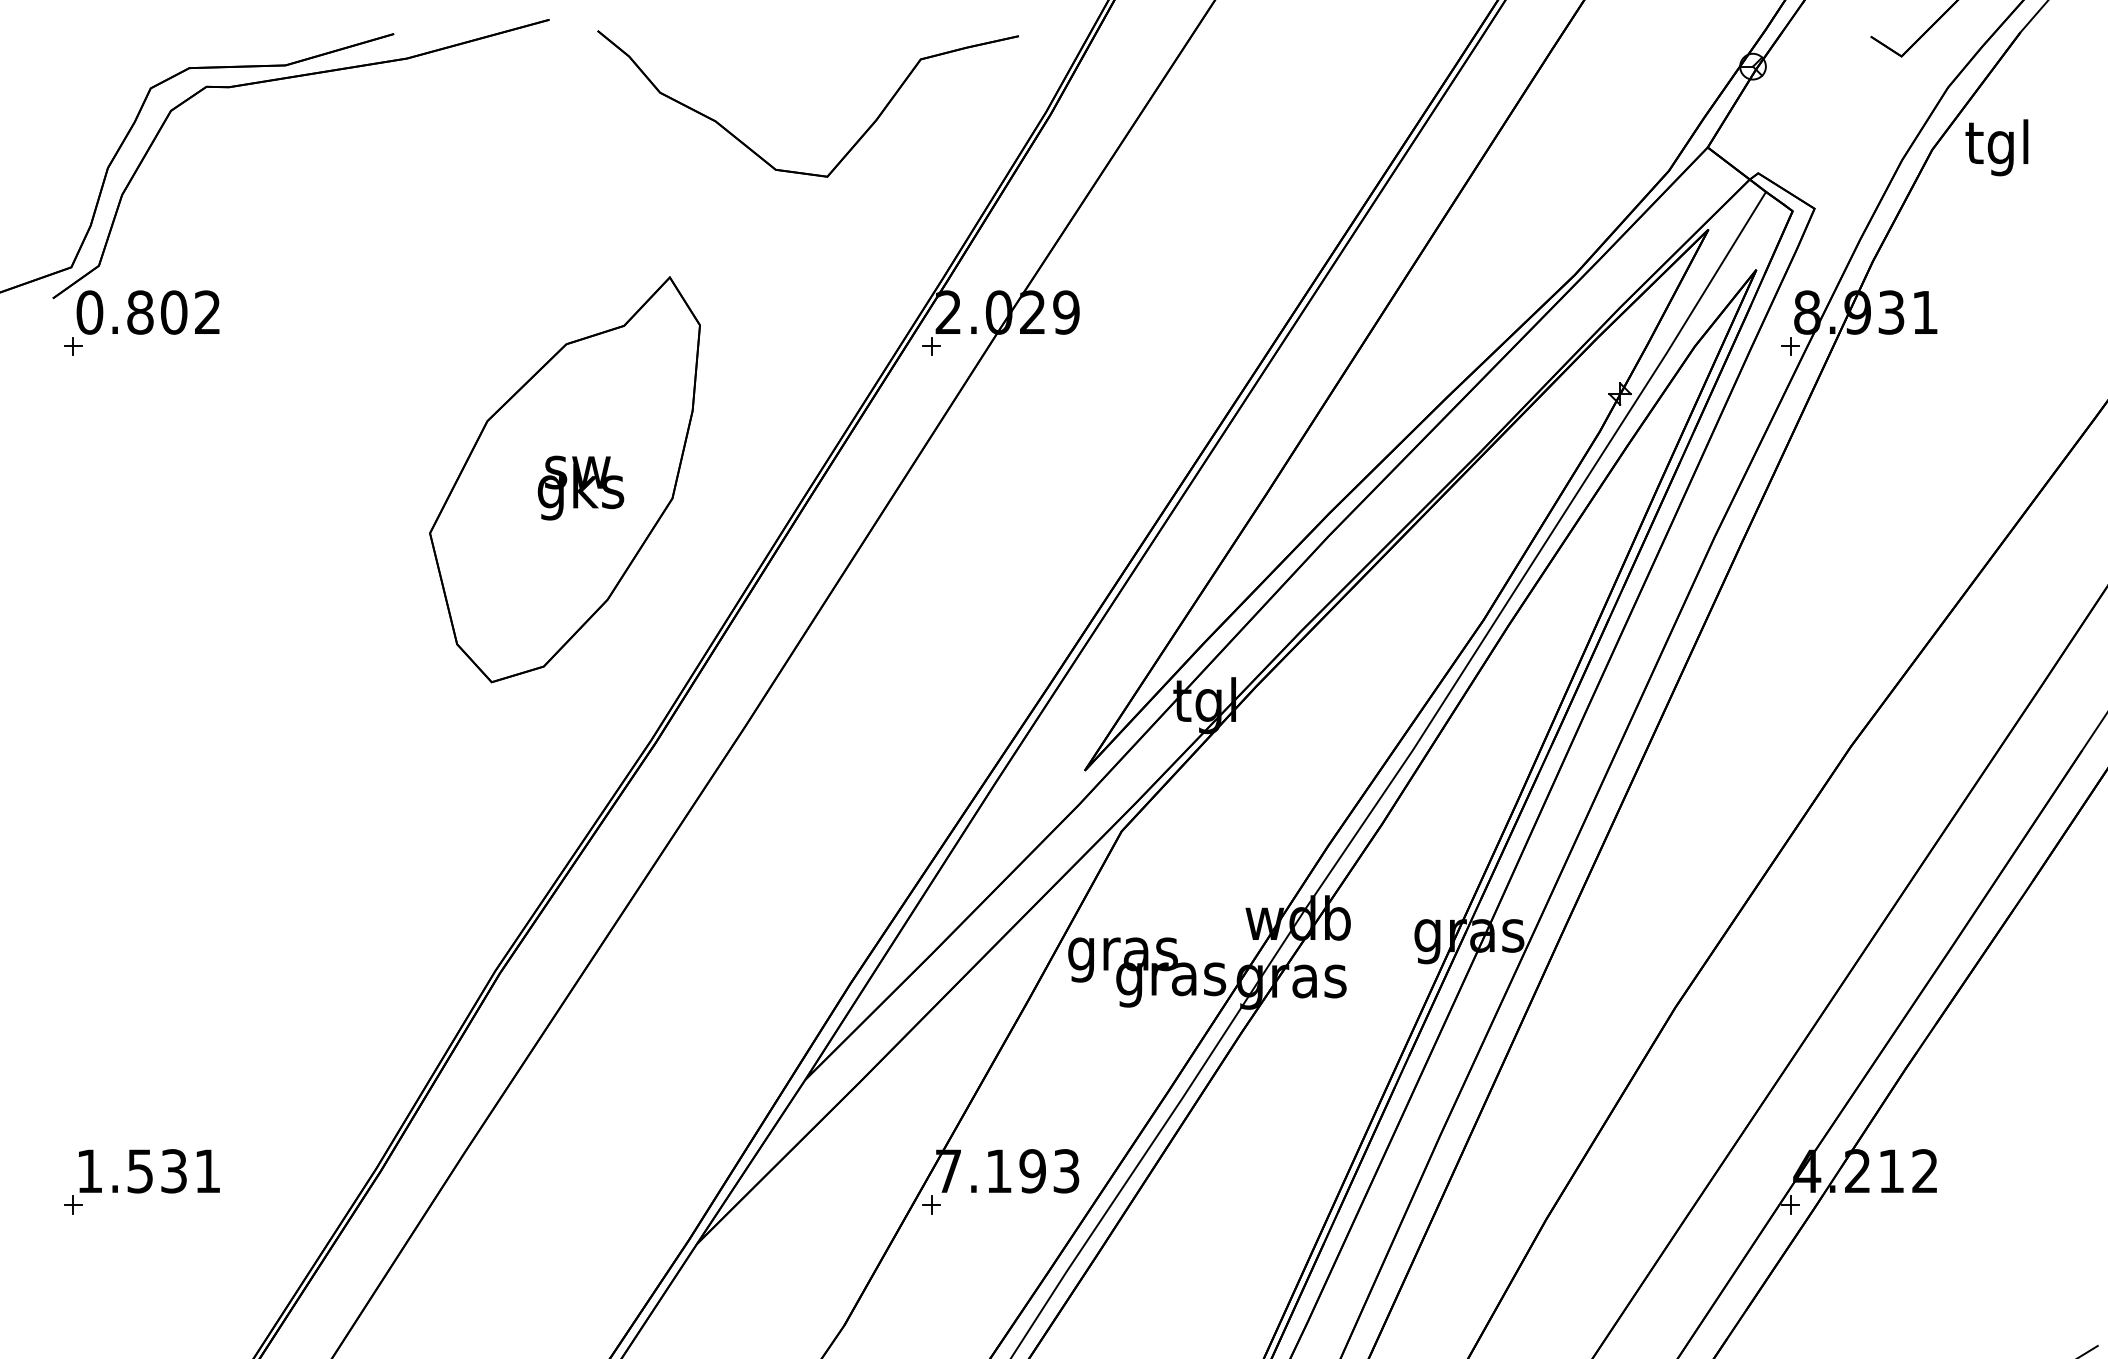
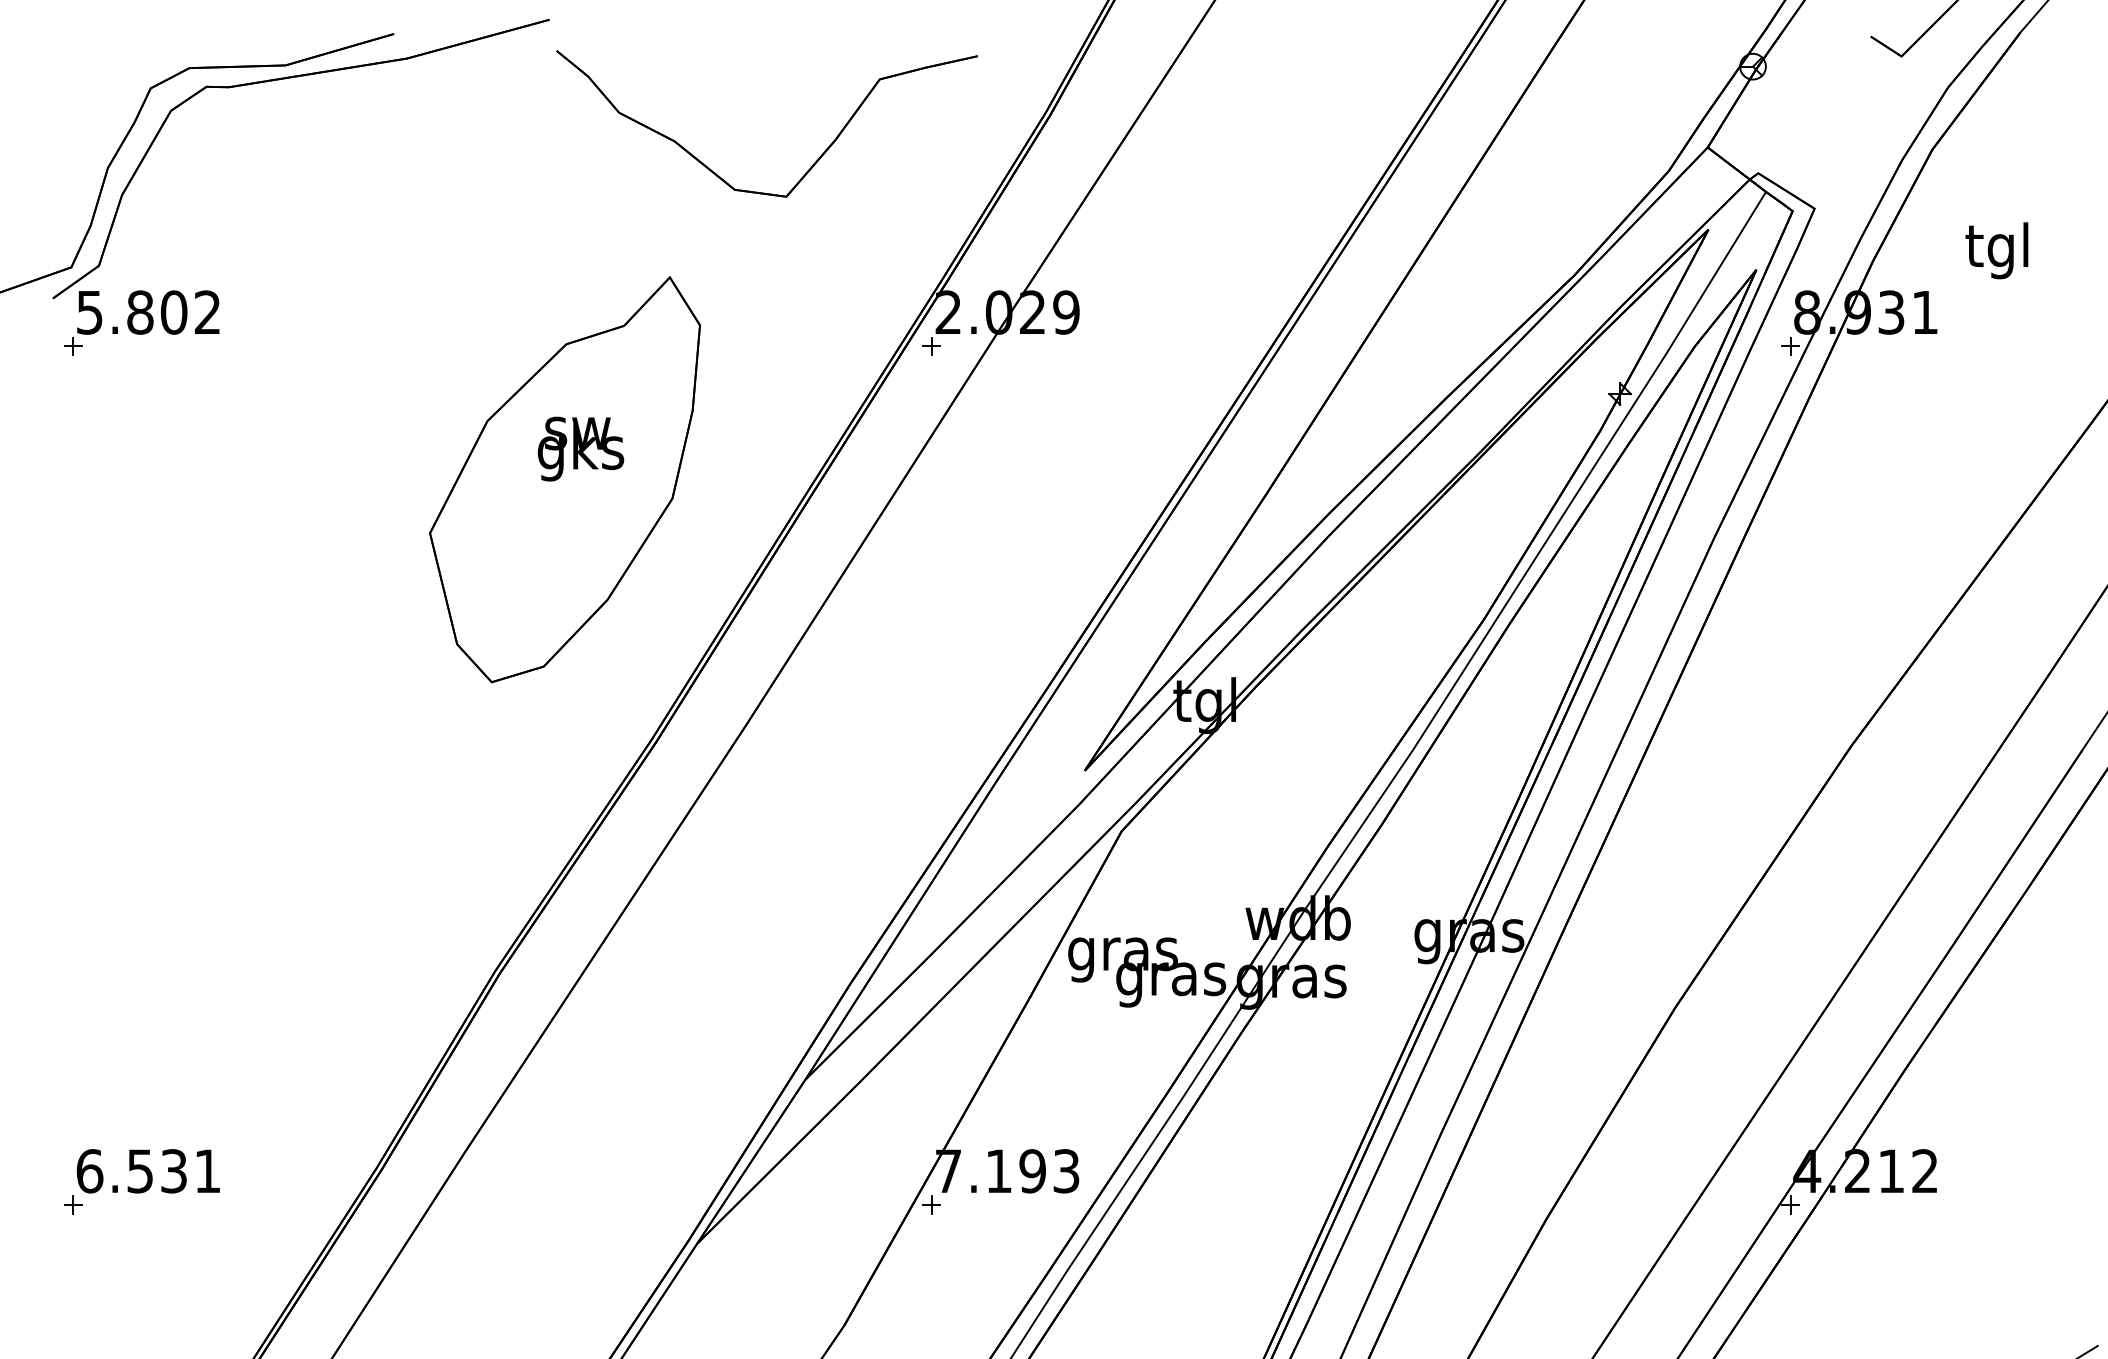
part position: (853, 144) -> (812, 164) (812, 164)
text position: (1996, 147) -> (1996, 250) (1996, 250)
text: 0.802 -> 5.802 (89, 312)
text position: (580, 487) -> (580, 448) (580, 448)
text: 1.531 -> 6.531 (89, 1171)
